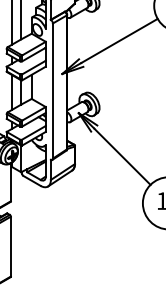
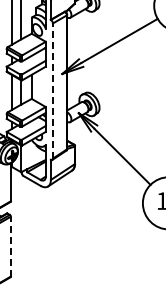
line: solid -> dashed (52, 91)
line: solid -> dashed (10, 246)
